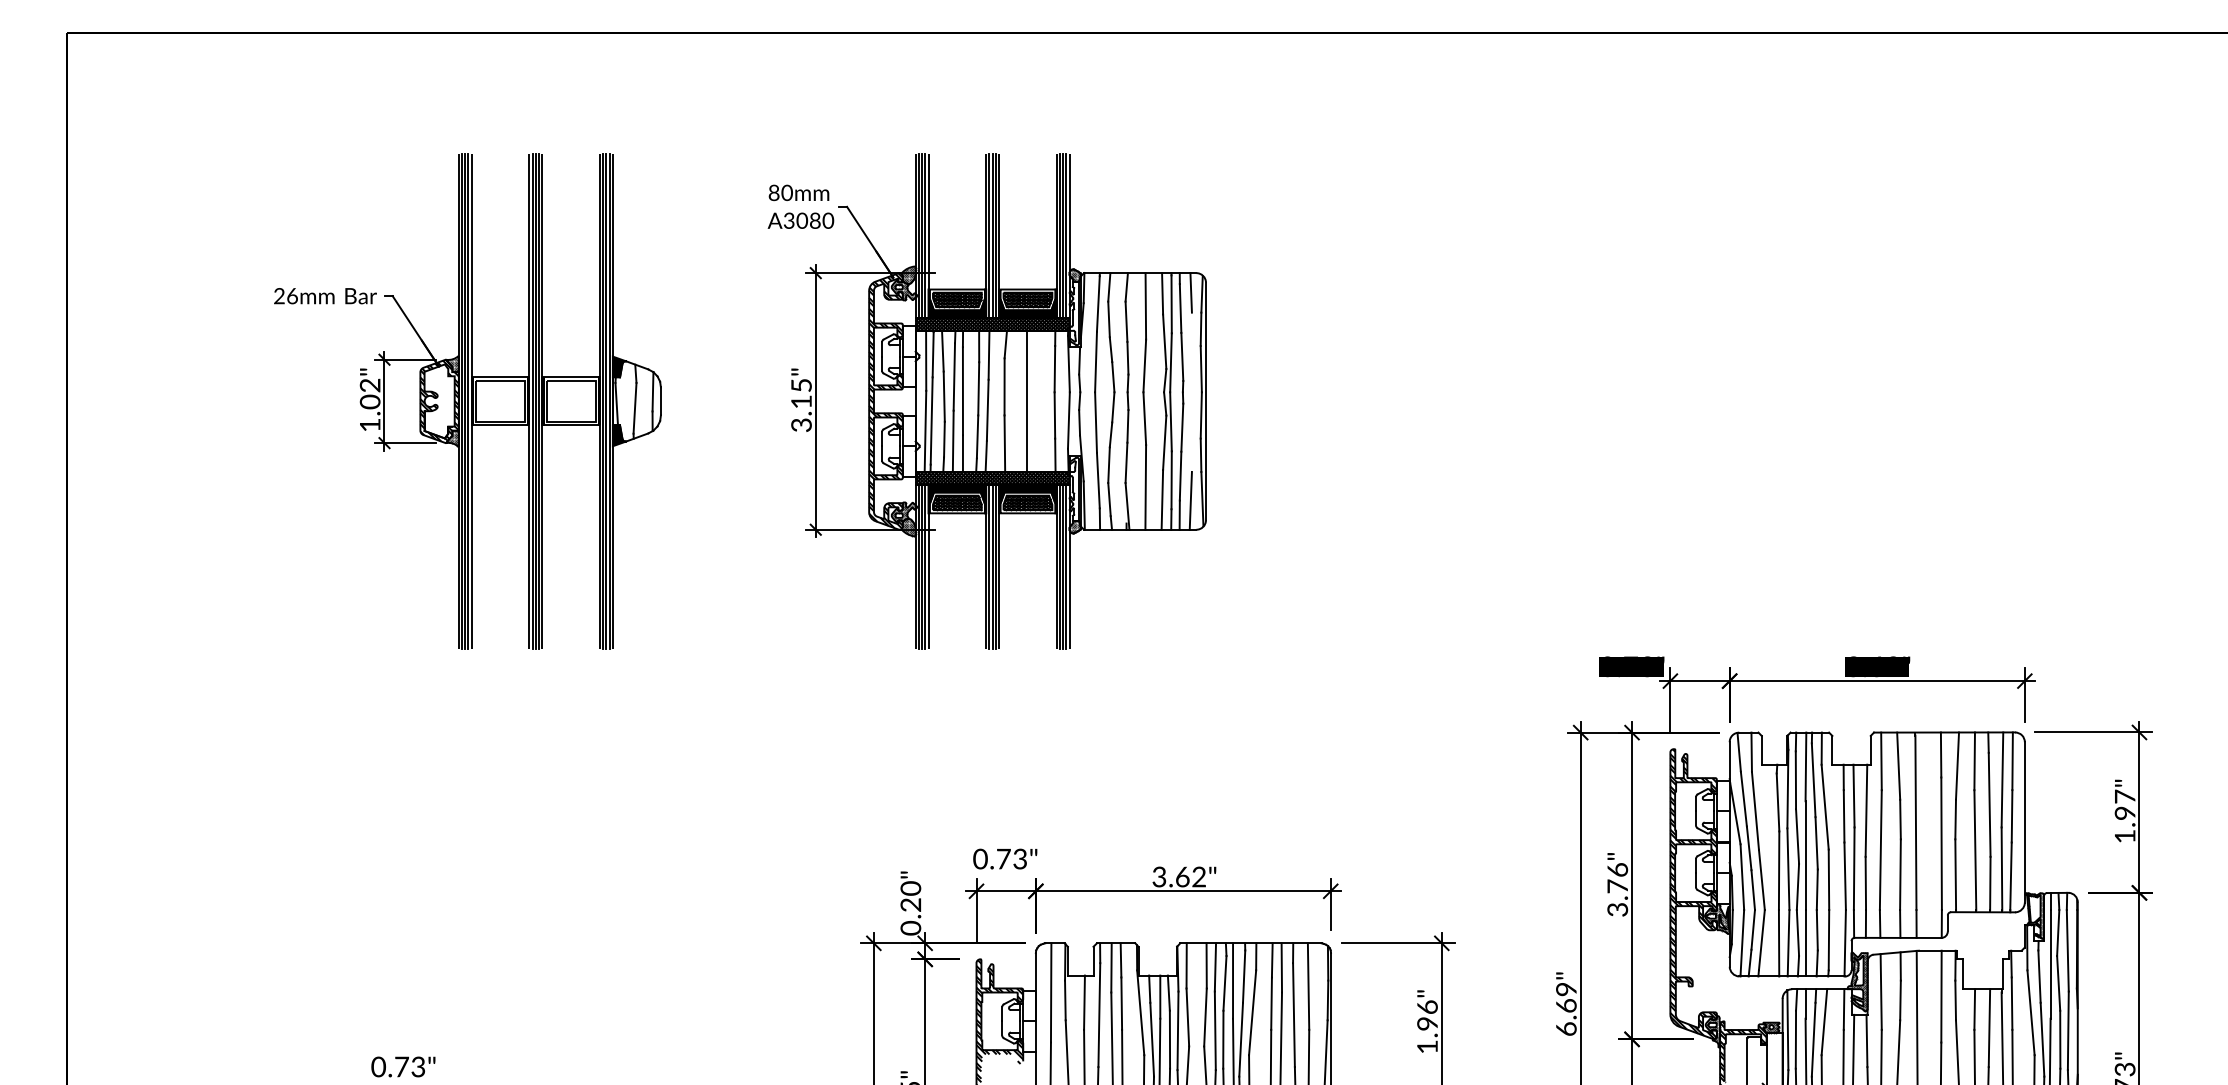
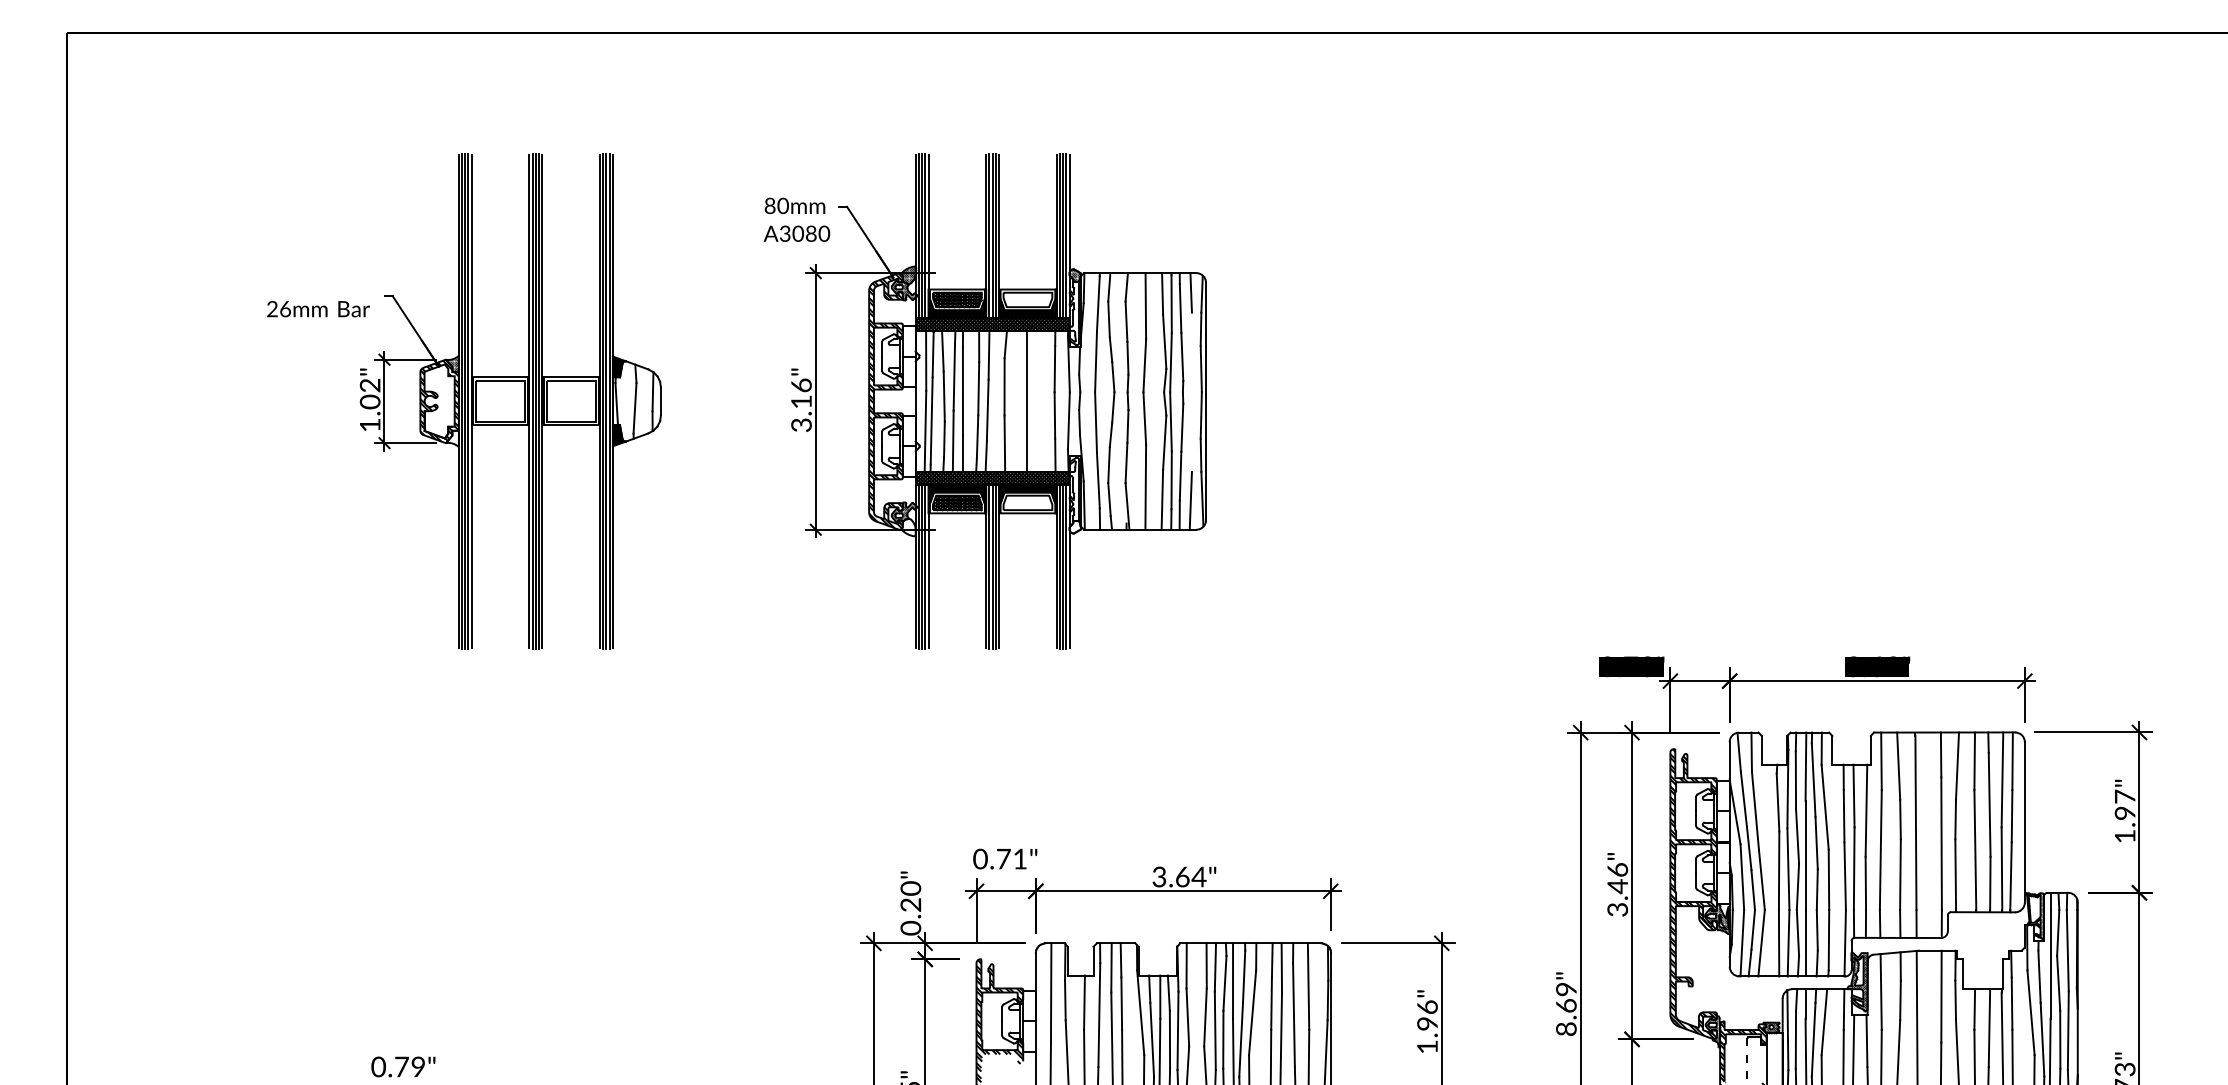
text position: (800, 206) -> (796, 219) (796, 219)
text position: (325, 296) -> (318, 309) (318, 309)
hatch: present -> none (1027, 299)
text: 3.15" -> 3.16" (801, 385)
hatch: present -> none (453, 438)
hatch: present -> none (1027, 502)
hatch: present -> none (908, 527)
hatch: present -> none (1074, 527)
text: 0.73" -> 0.71" (1019, 858)
text: 3.62" -> 3.64" (1198, 876)
text: 3.76" -> 3.46" (1617, 886)
text: 6.69" -> 8.69" (1566, 1028)
line: solid -> dashed (1747, 1061)
text: 0.73" -> 0.79" (418, 1067)
